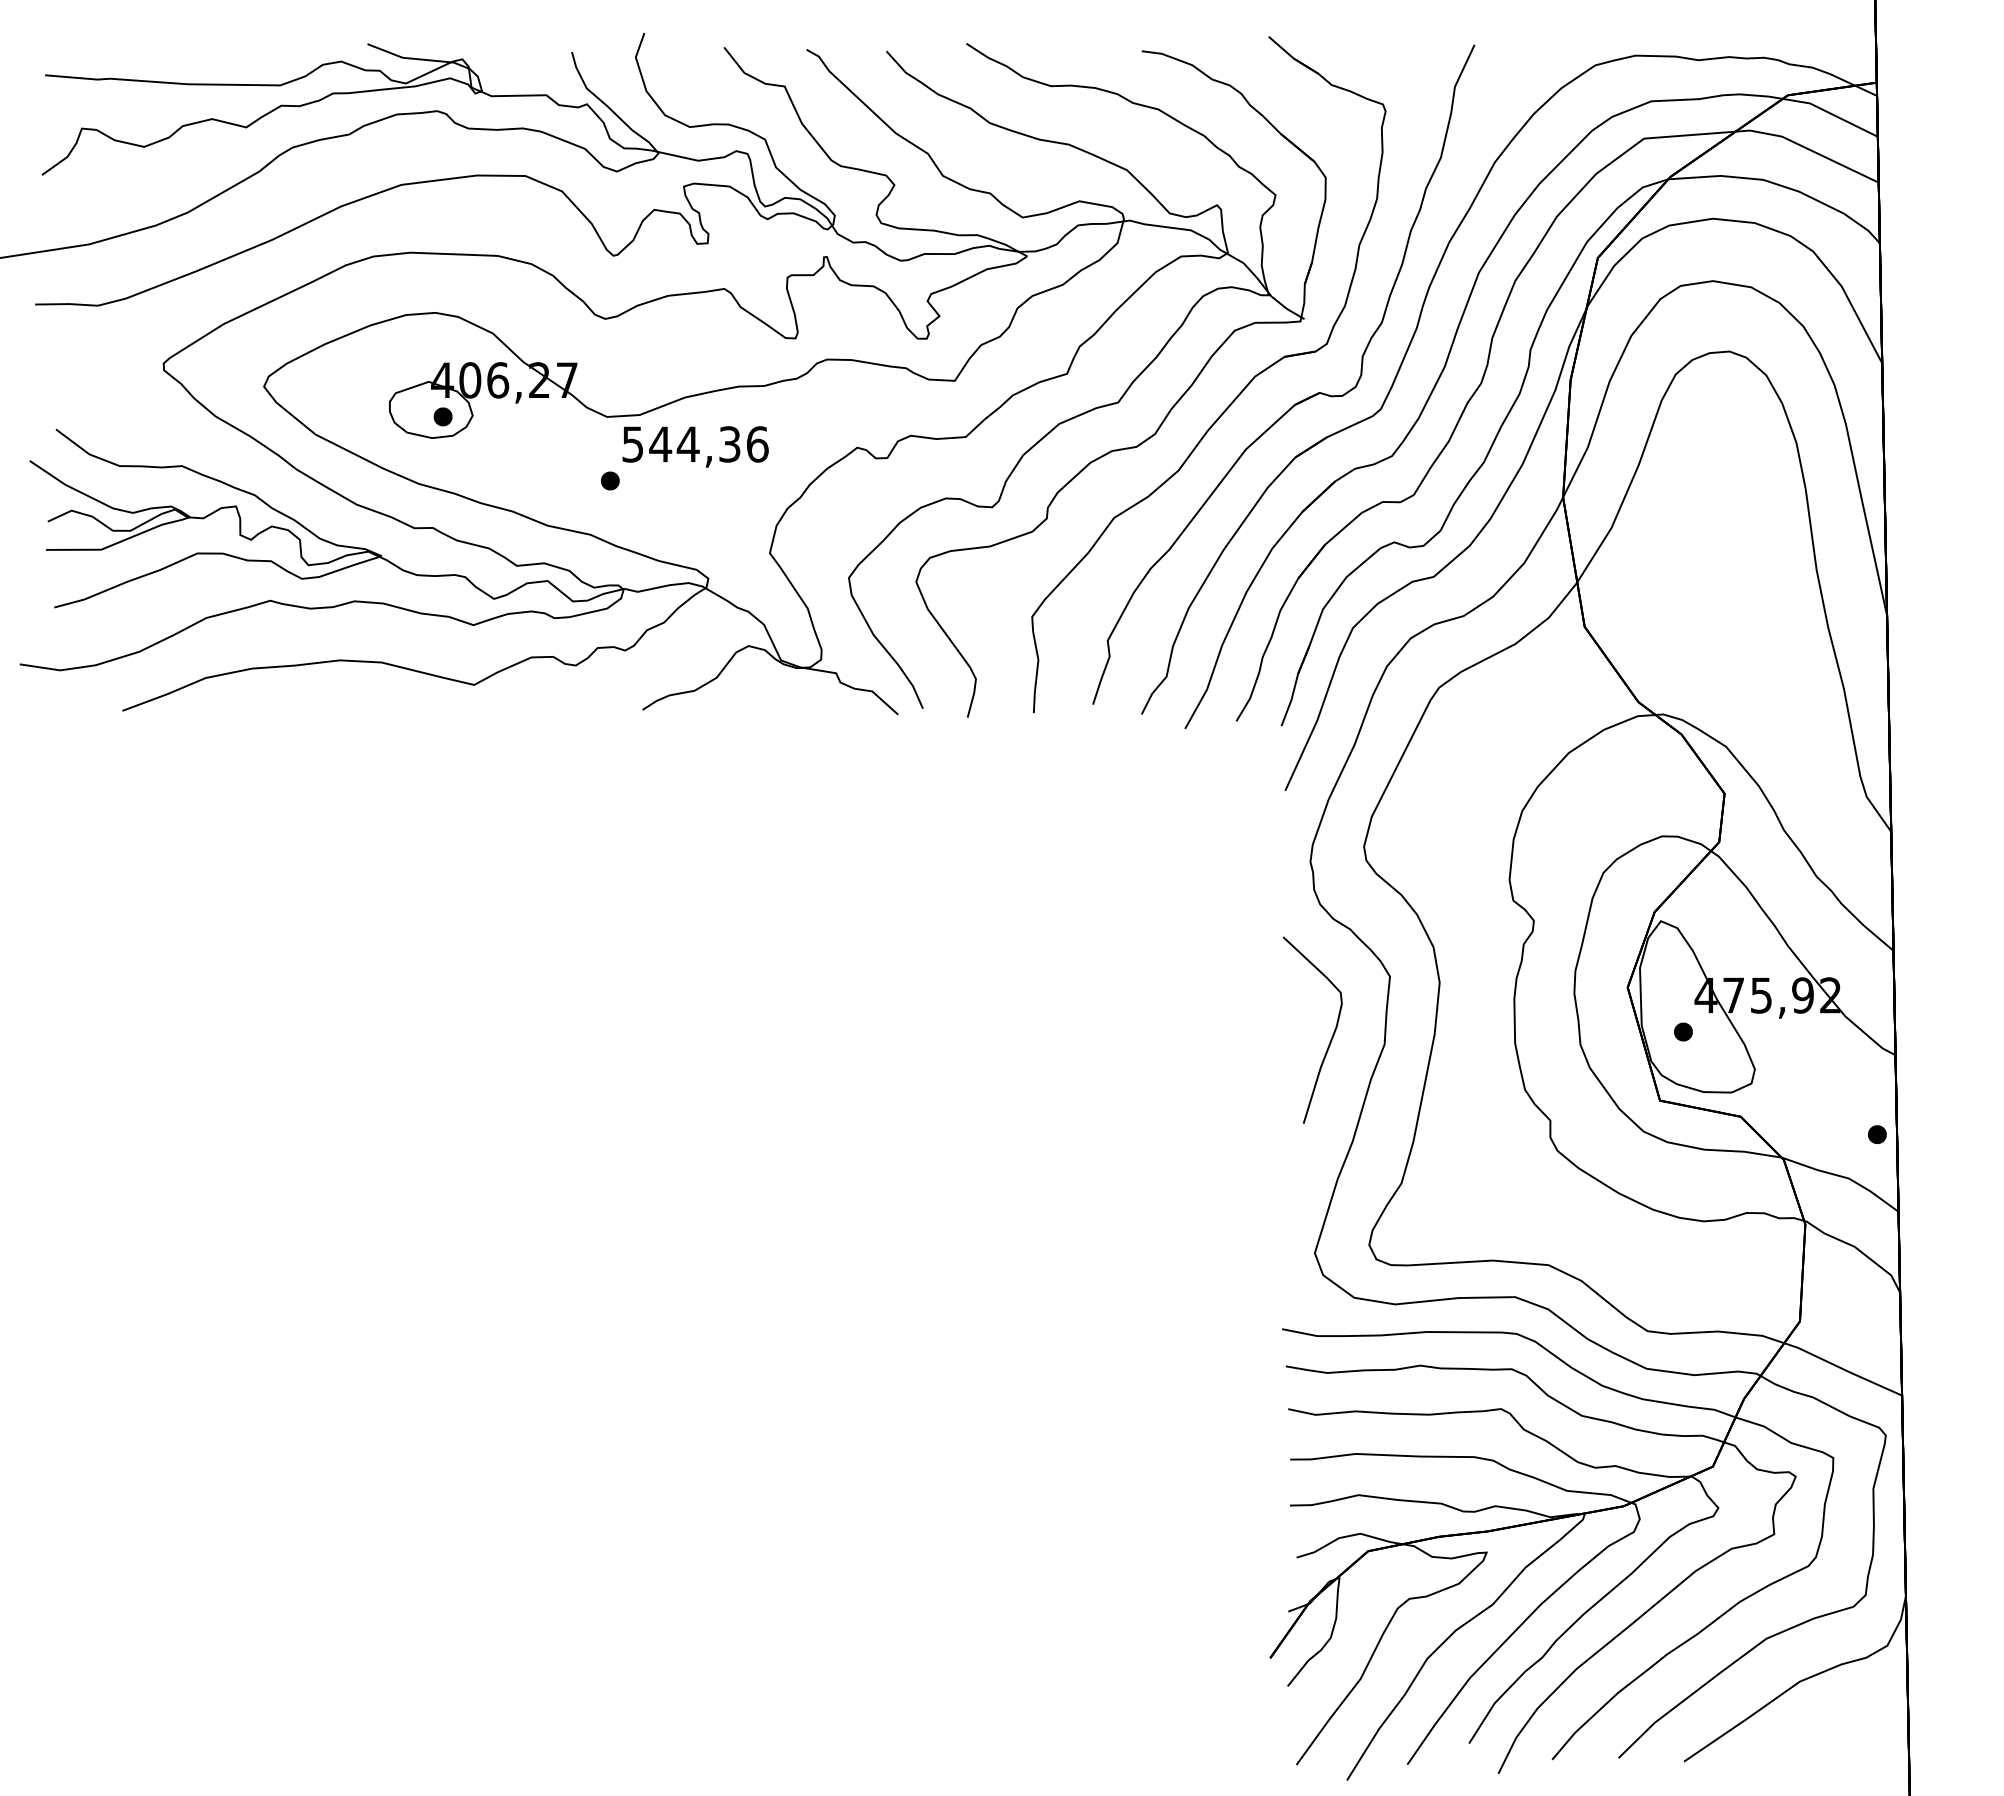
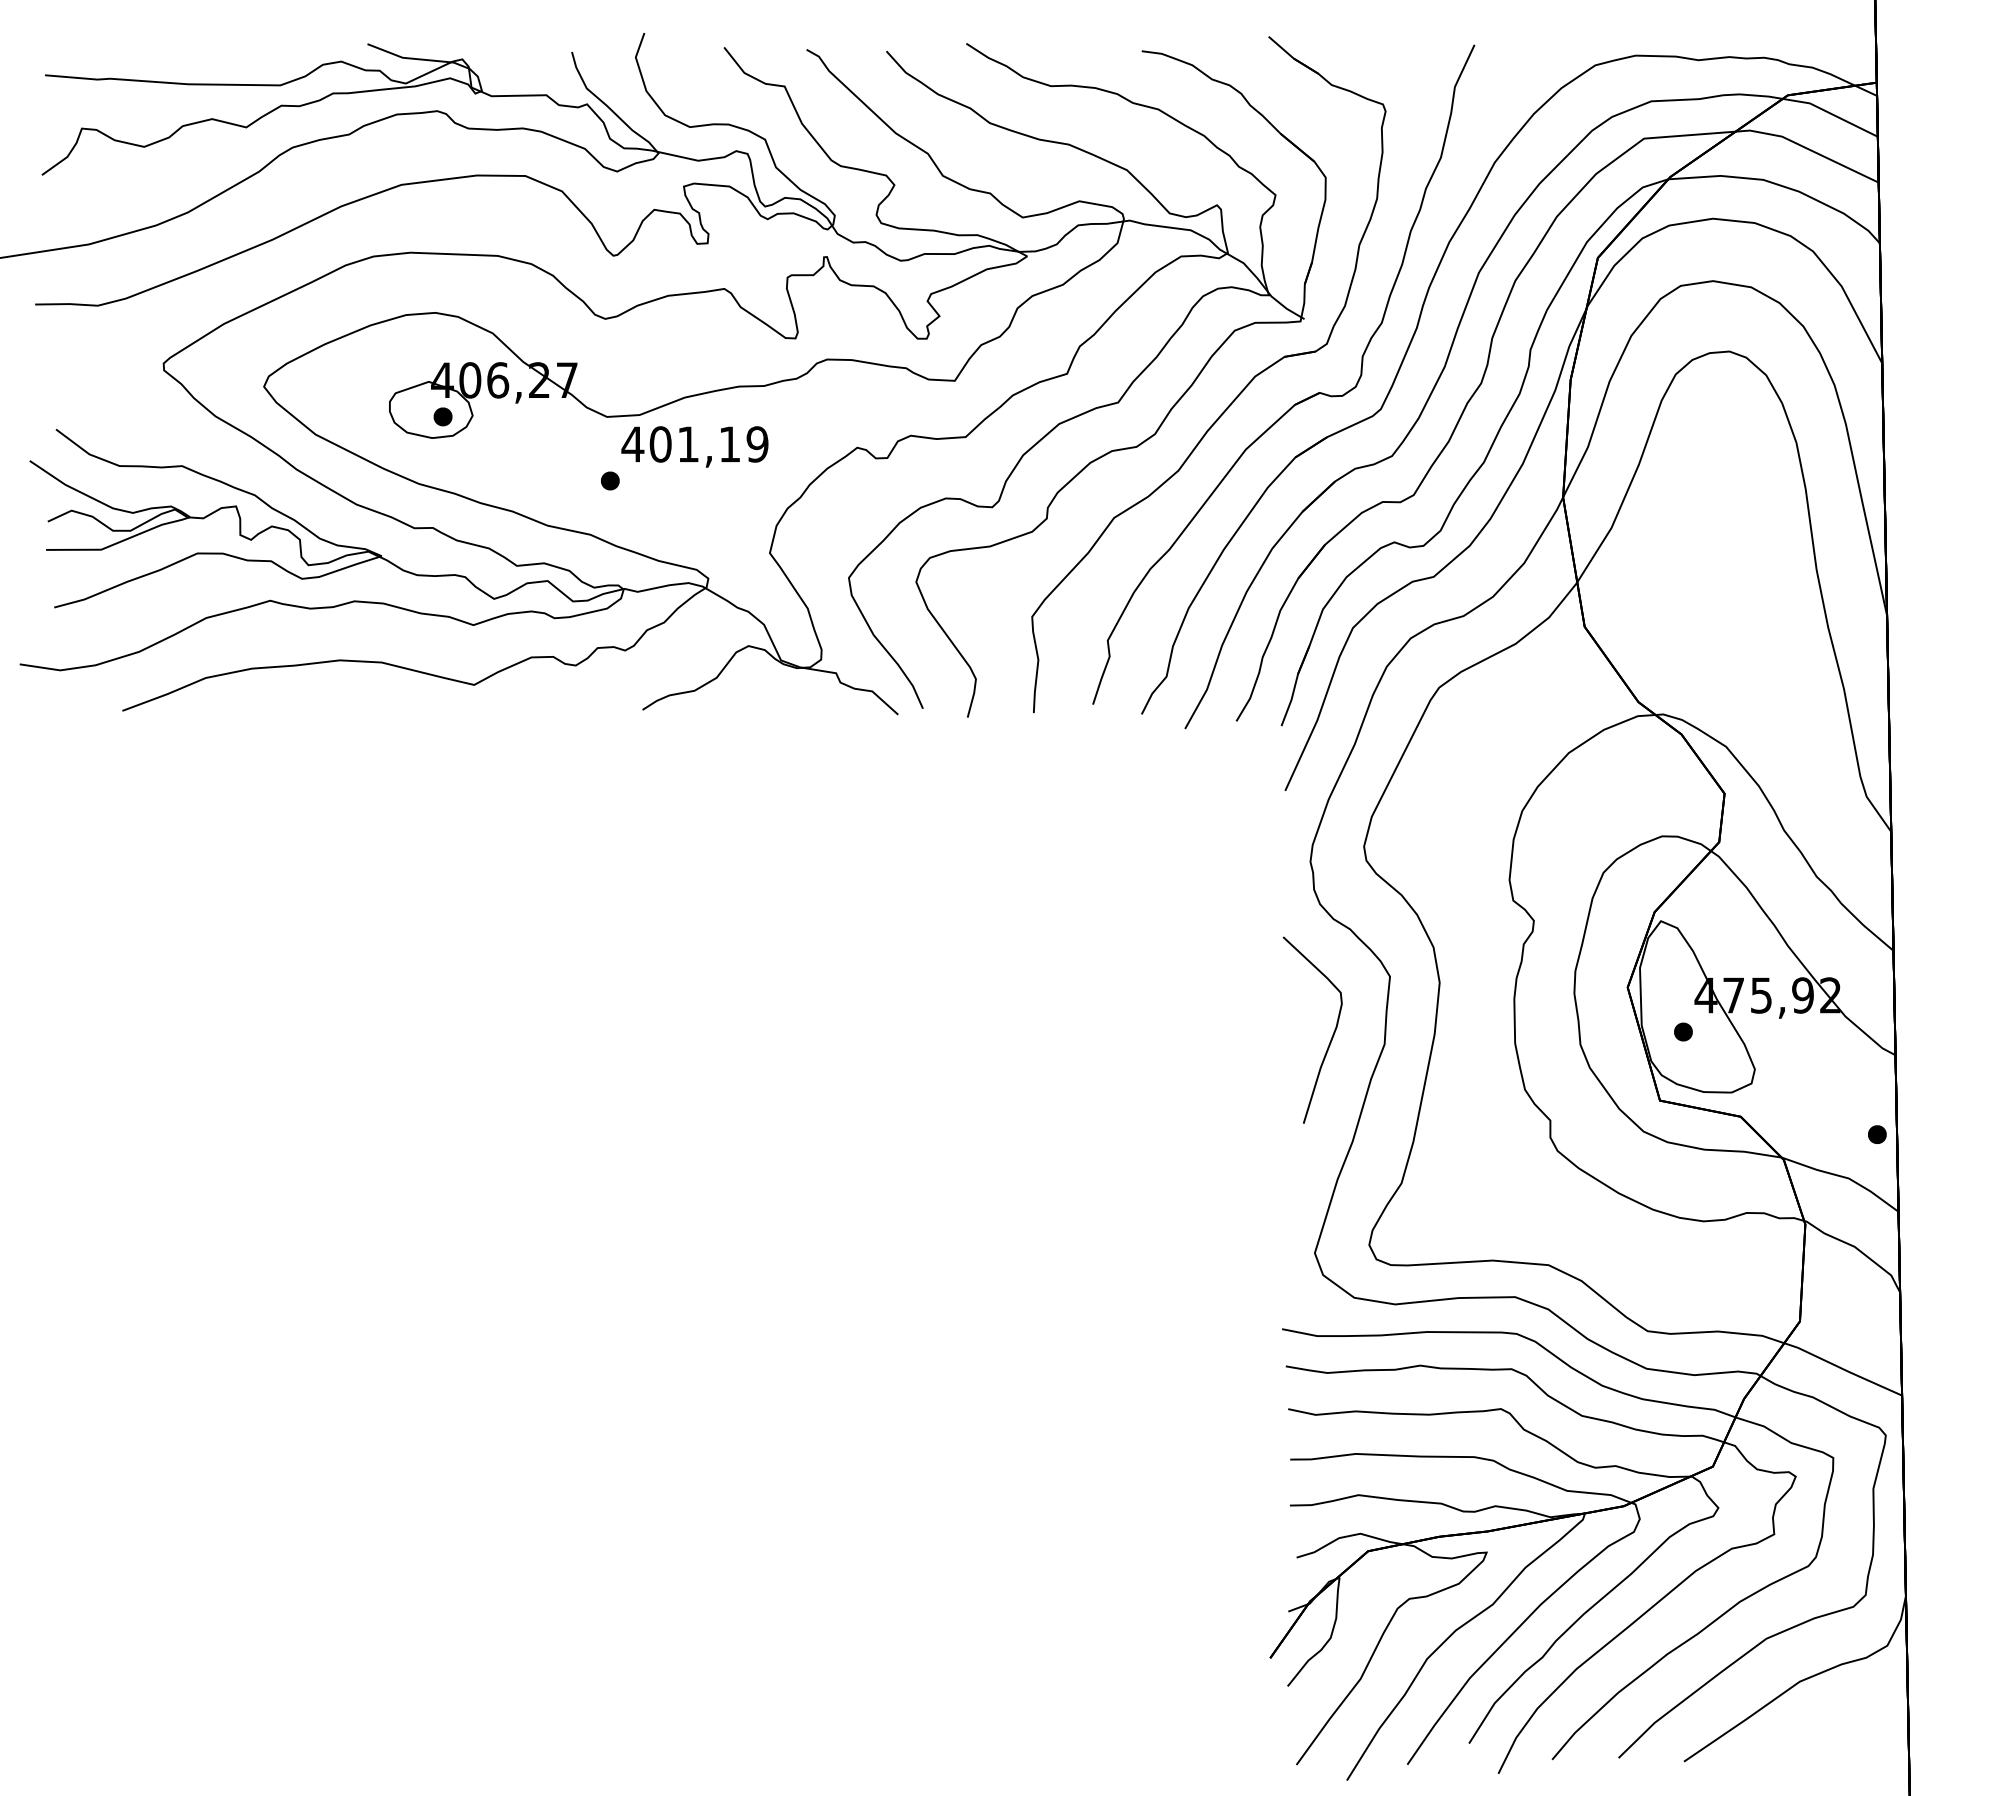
text: 544,36 -> 401,19 (694, 444)
